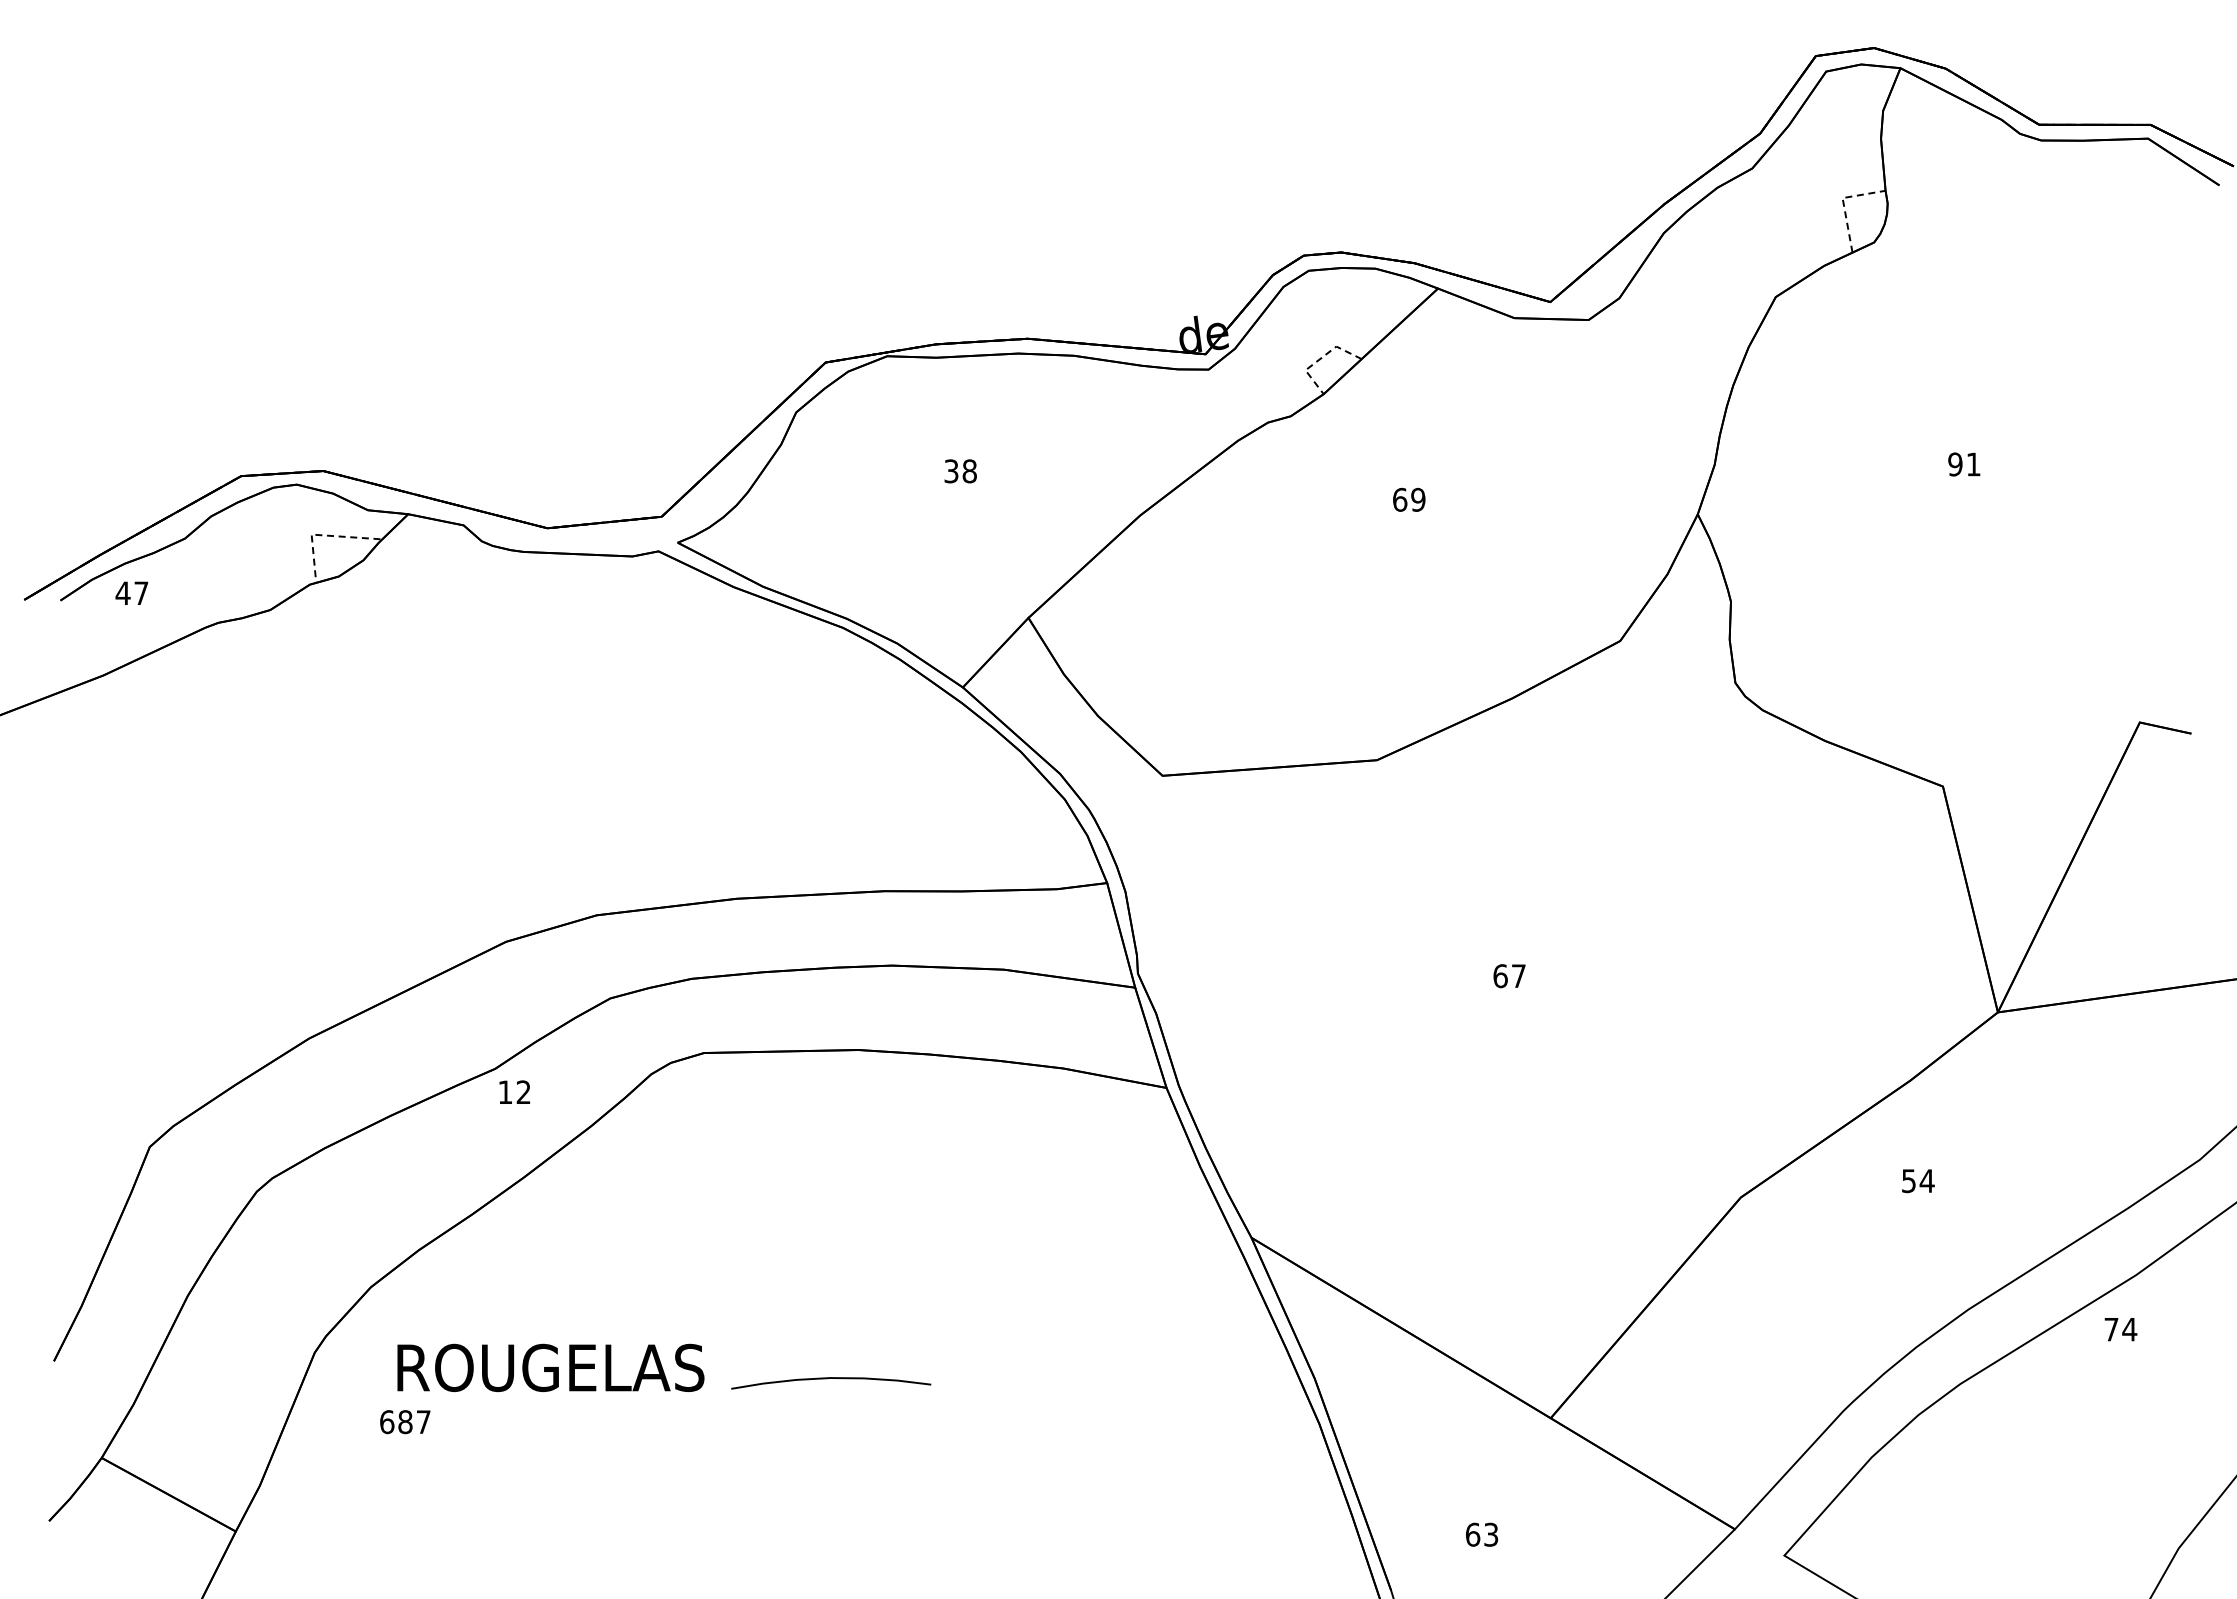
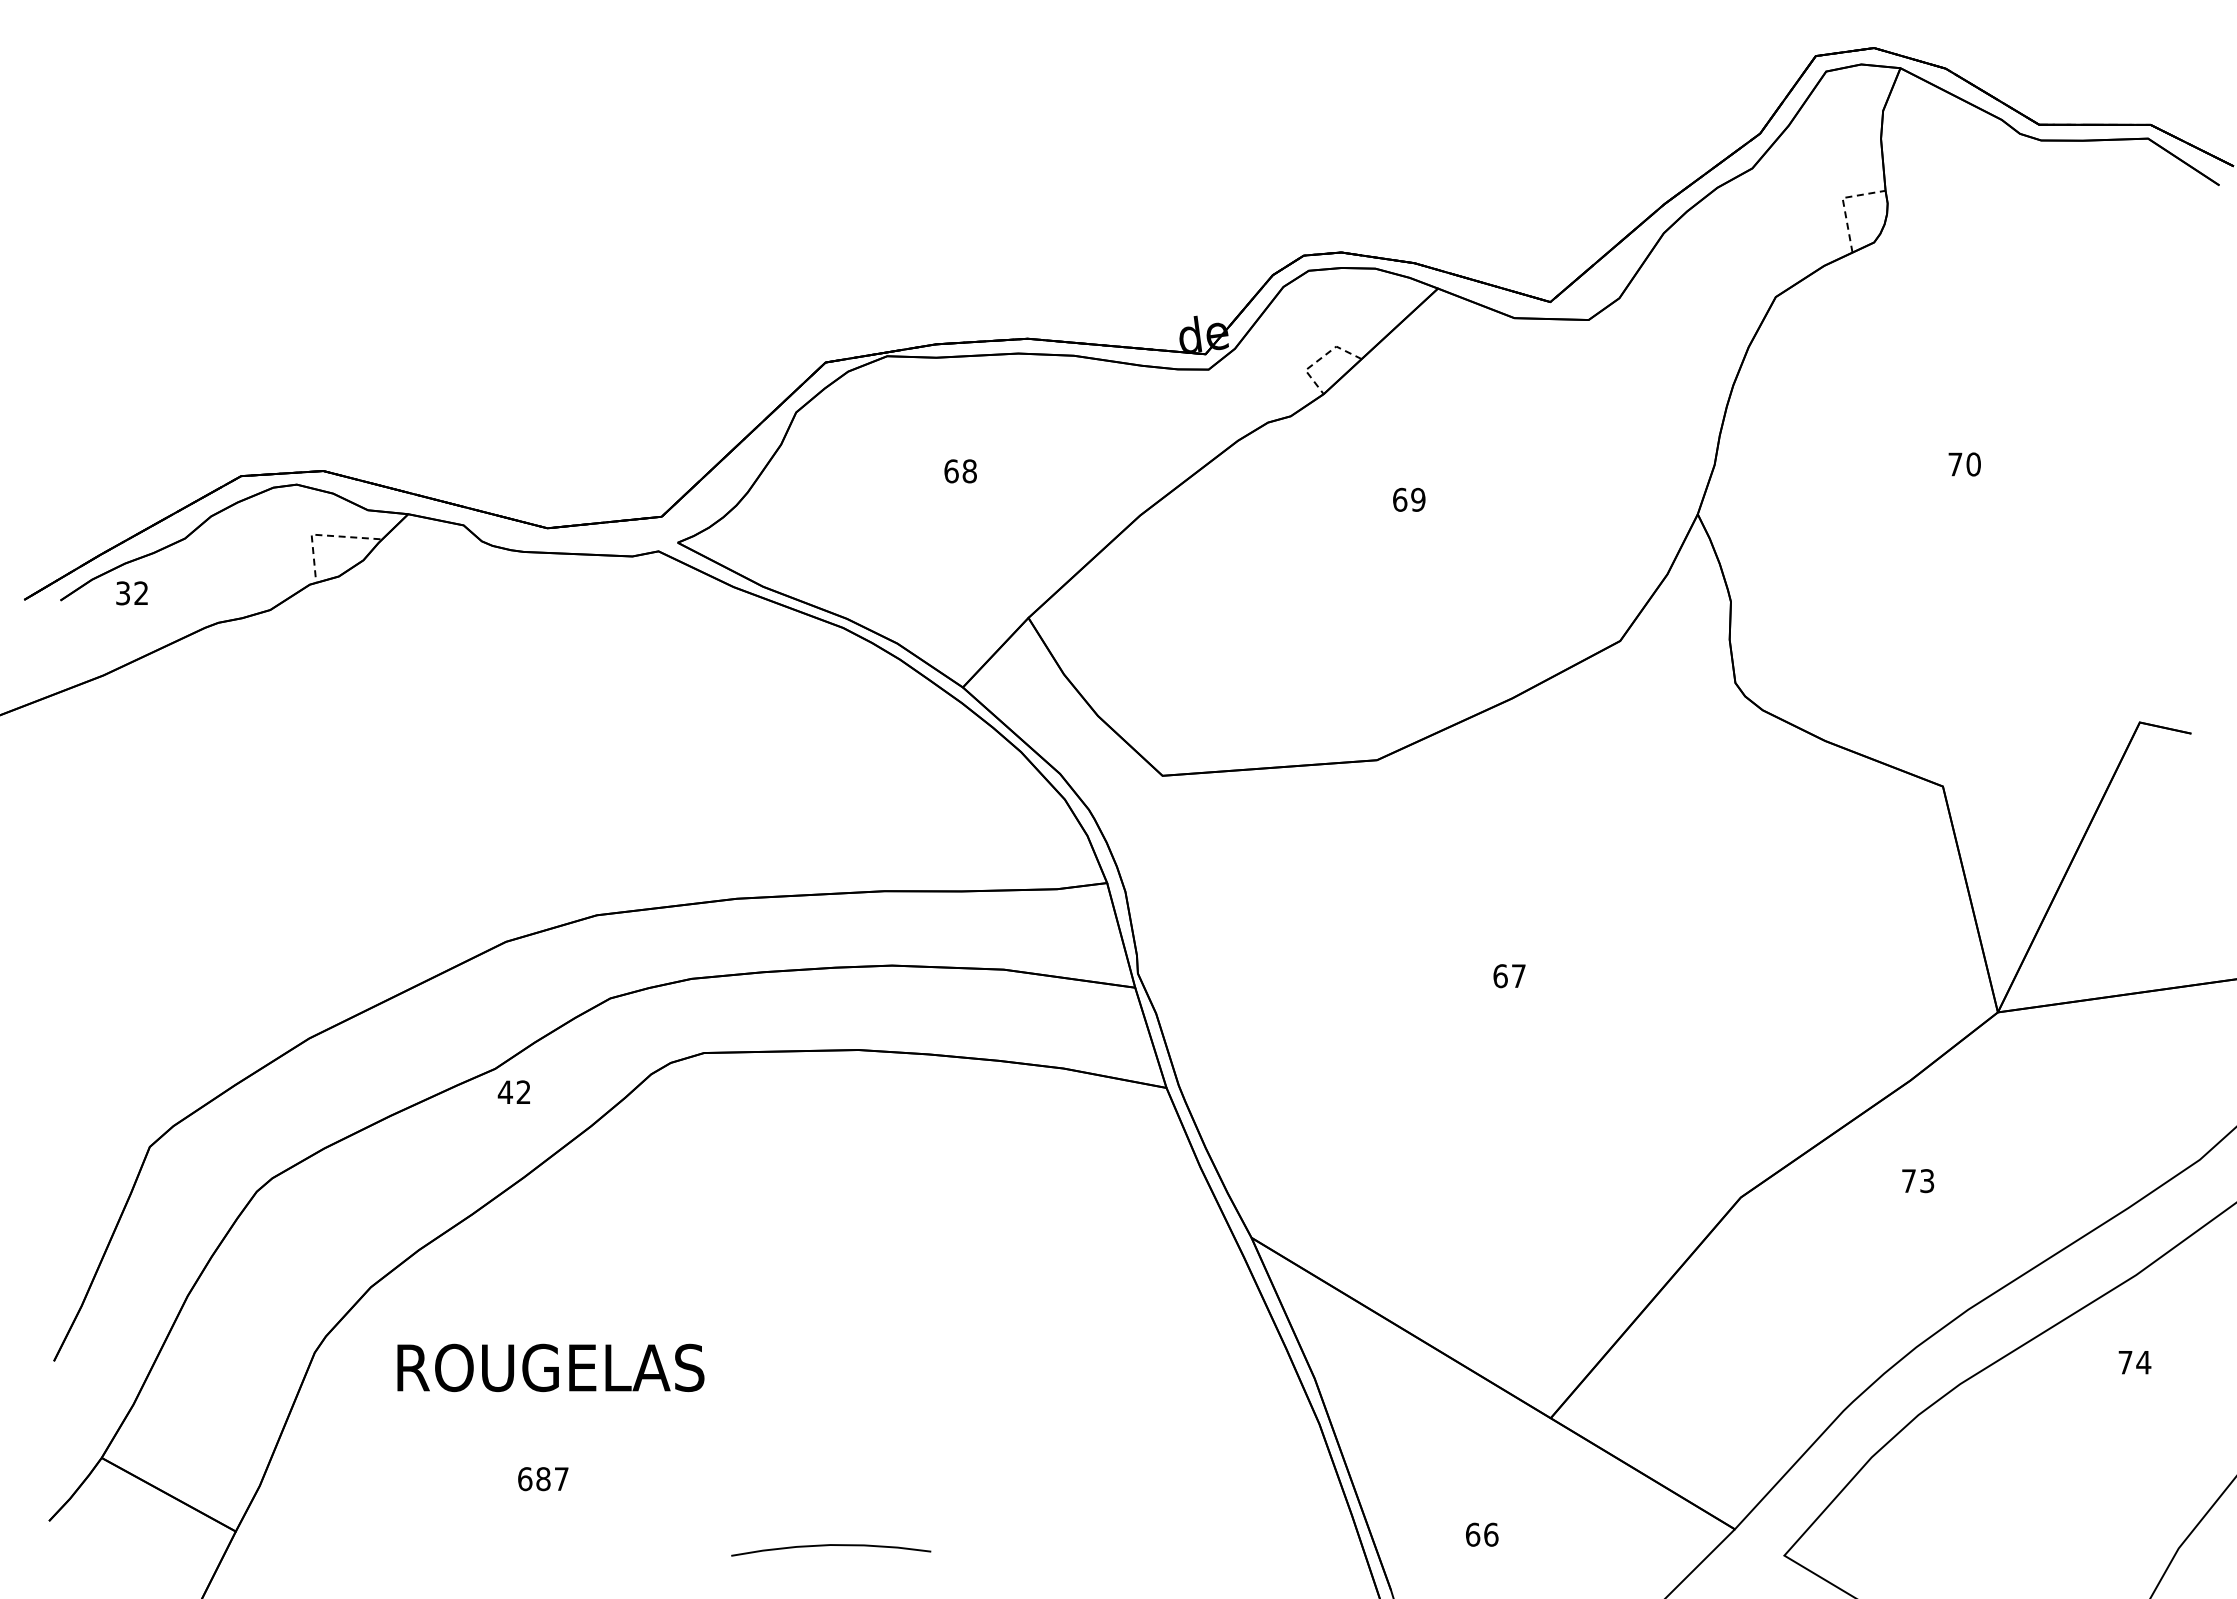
text: 91 -> 70 (1964, 464)
text: 38 -> 68 (951, 471)
text: 47 -> 32 (131, 593)
text: 12 -> 42 (504, 1091)
text: 54 -> 73 (1918, 1181)
text position: (2120, 1329) -> (2134, 1362) (2134, 1362)
curve position: (831, 1378) -> (831, 1545) (831, 1545)
text position: (405, 1422) -> (543, 1479) (543, 1479)
text: 63 -> 66 (1491, 1534)
